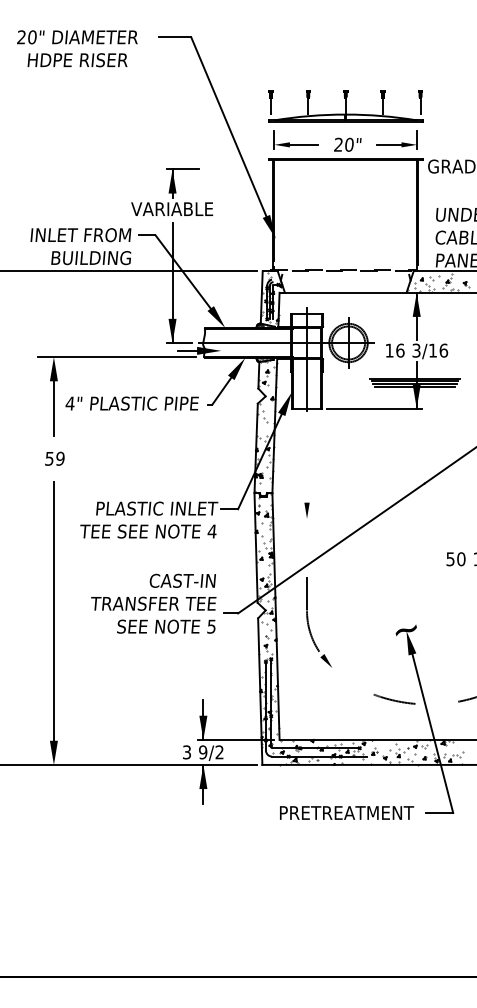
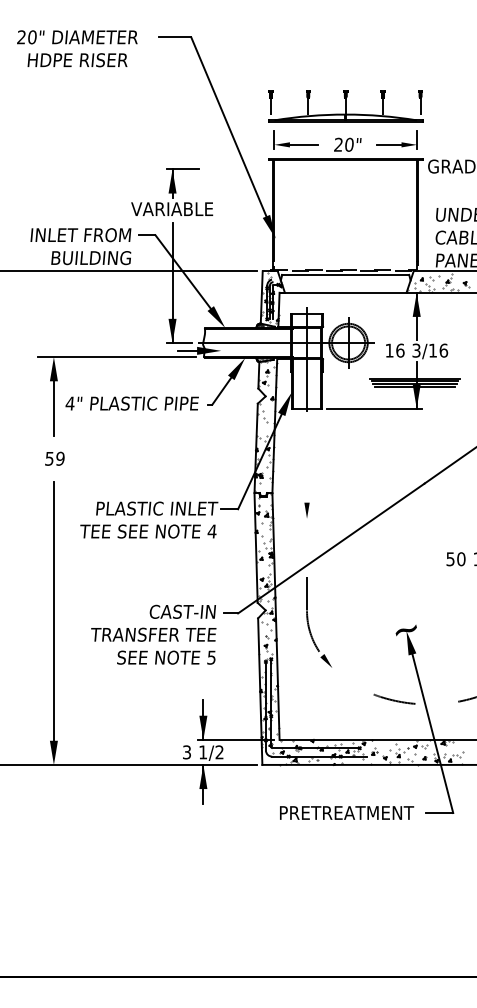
line: none -> present (345, 274)
text position: (153, 603) -> (153, 634) (153, 634)
text: 9/2 -> 1/2 (203, 752)
